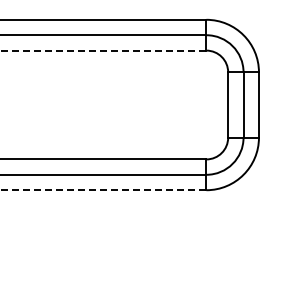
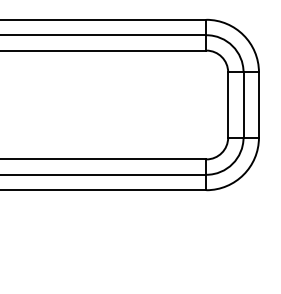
line: dashed -> solid (103, 50)
line: dashed -> solid (103, 190)
